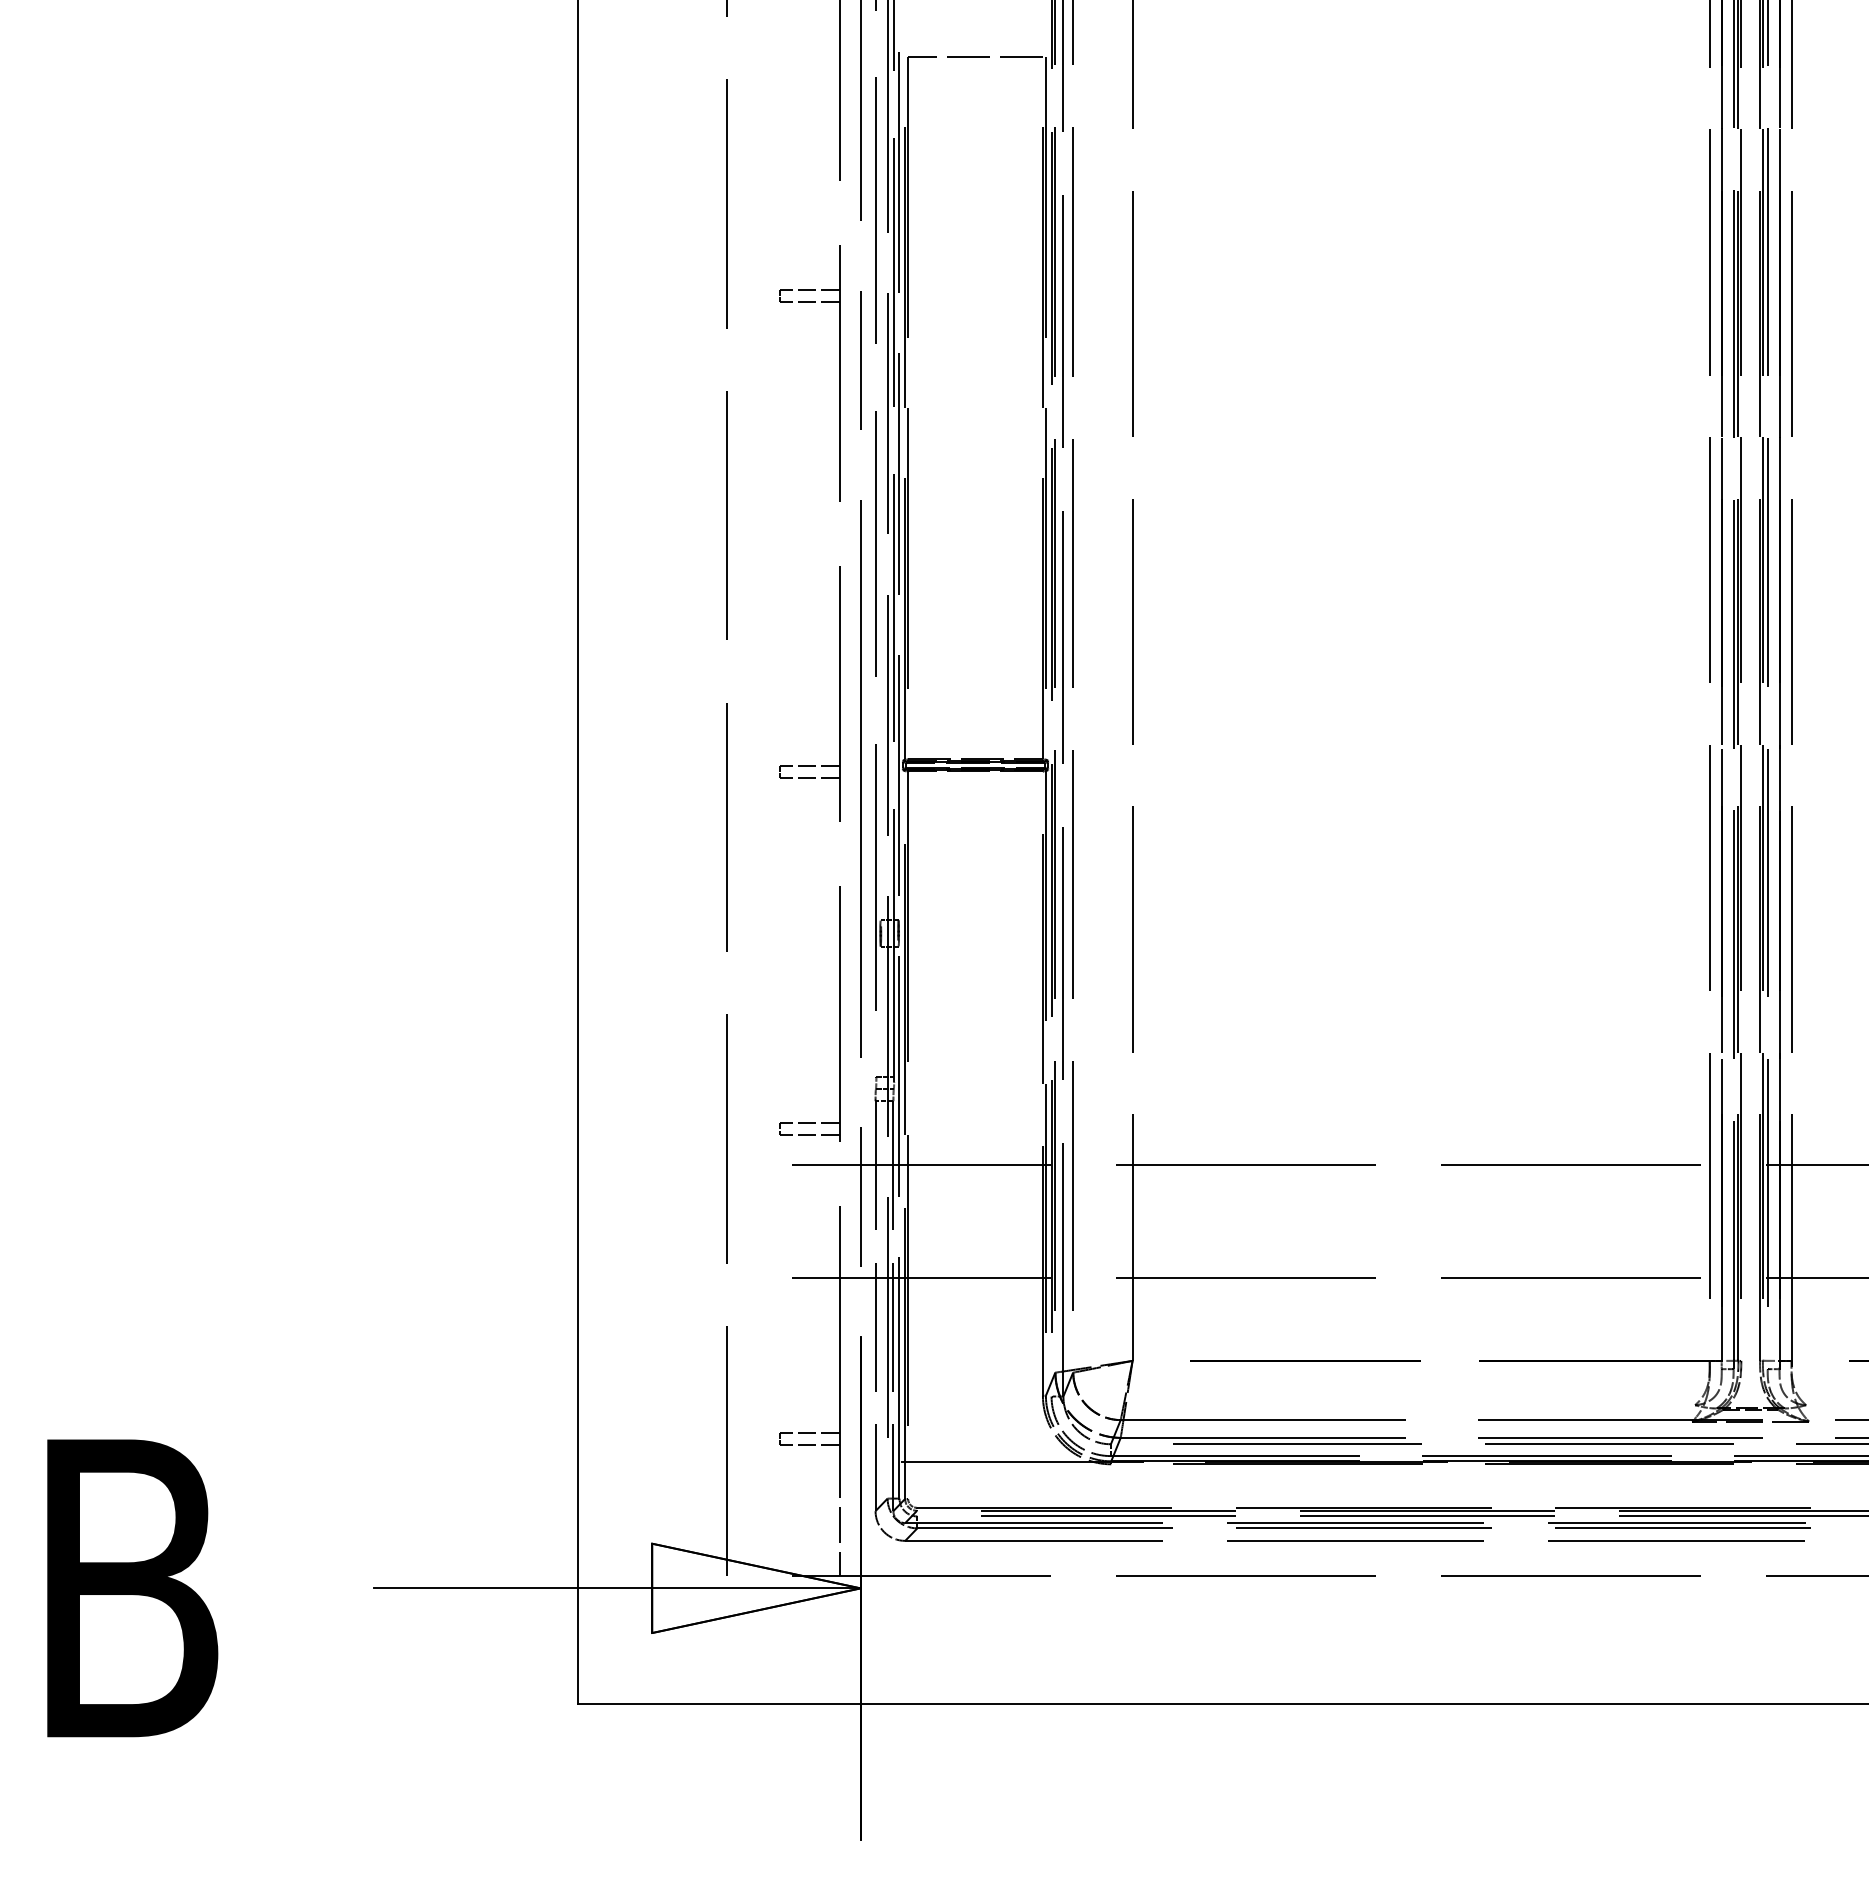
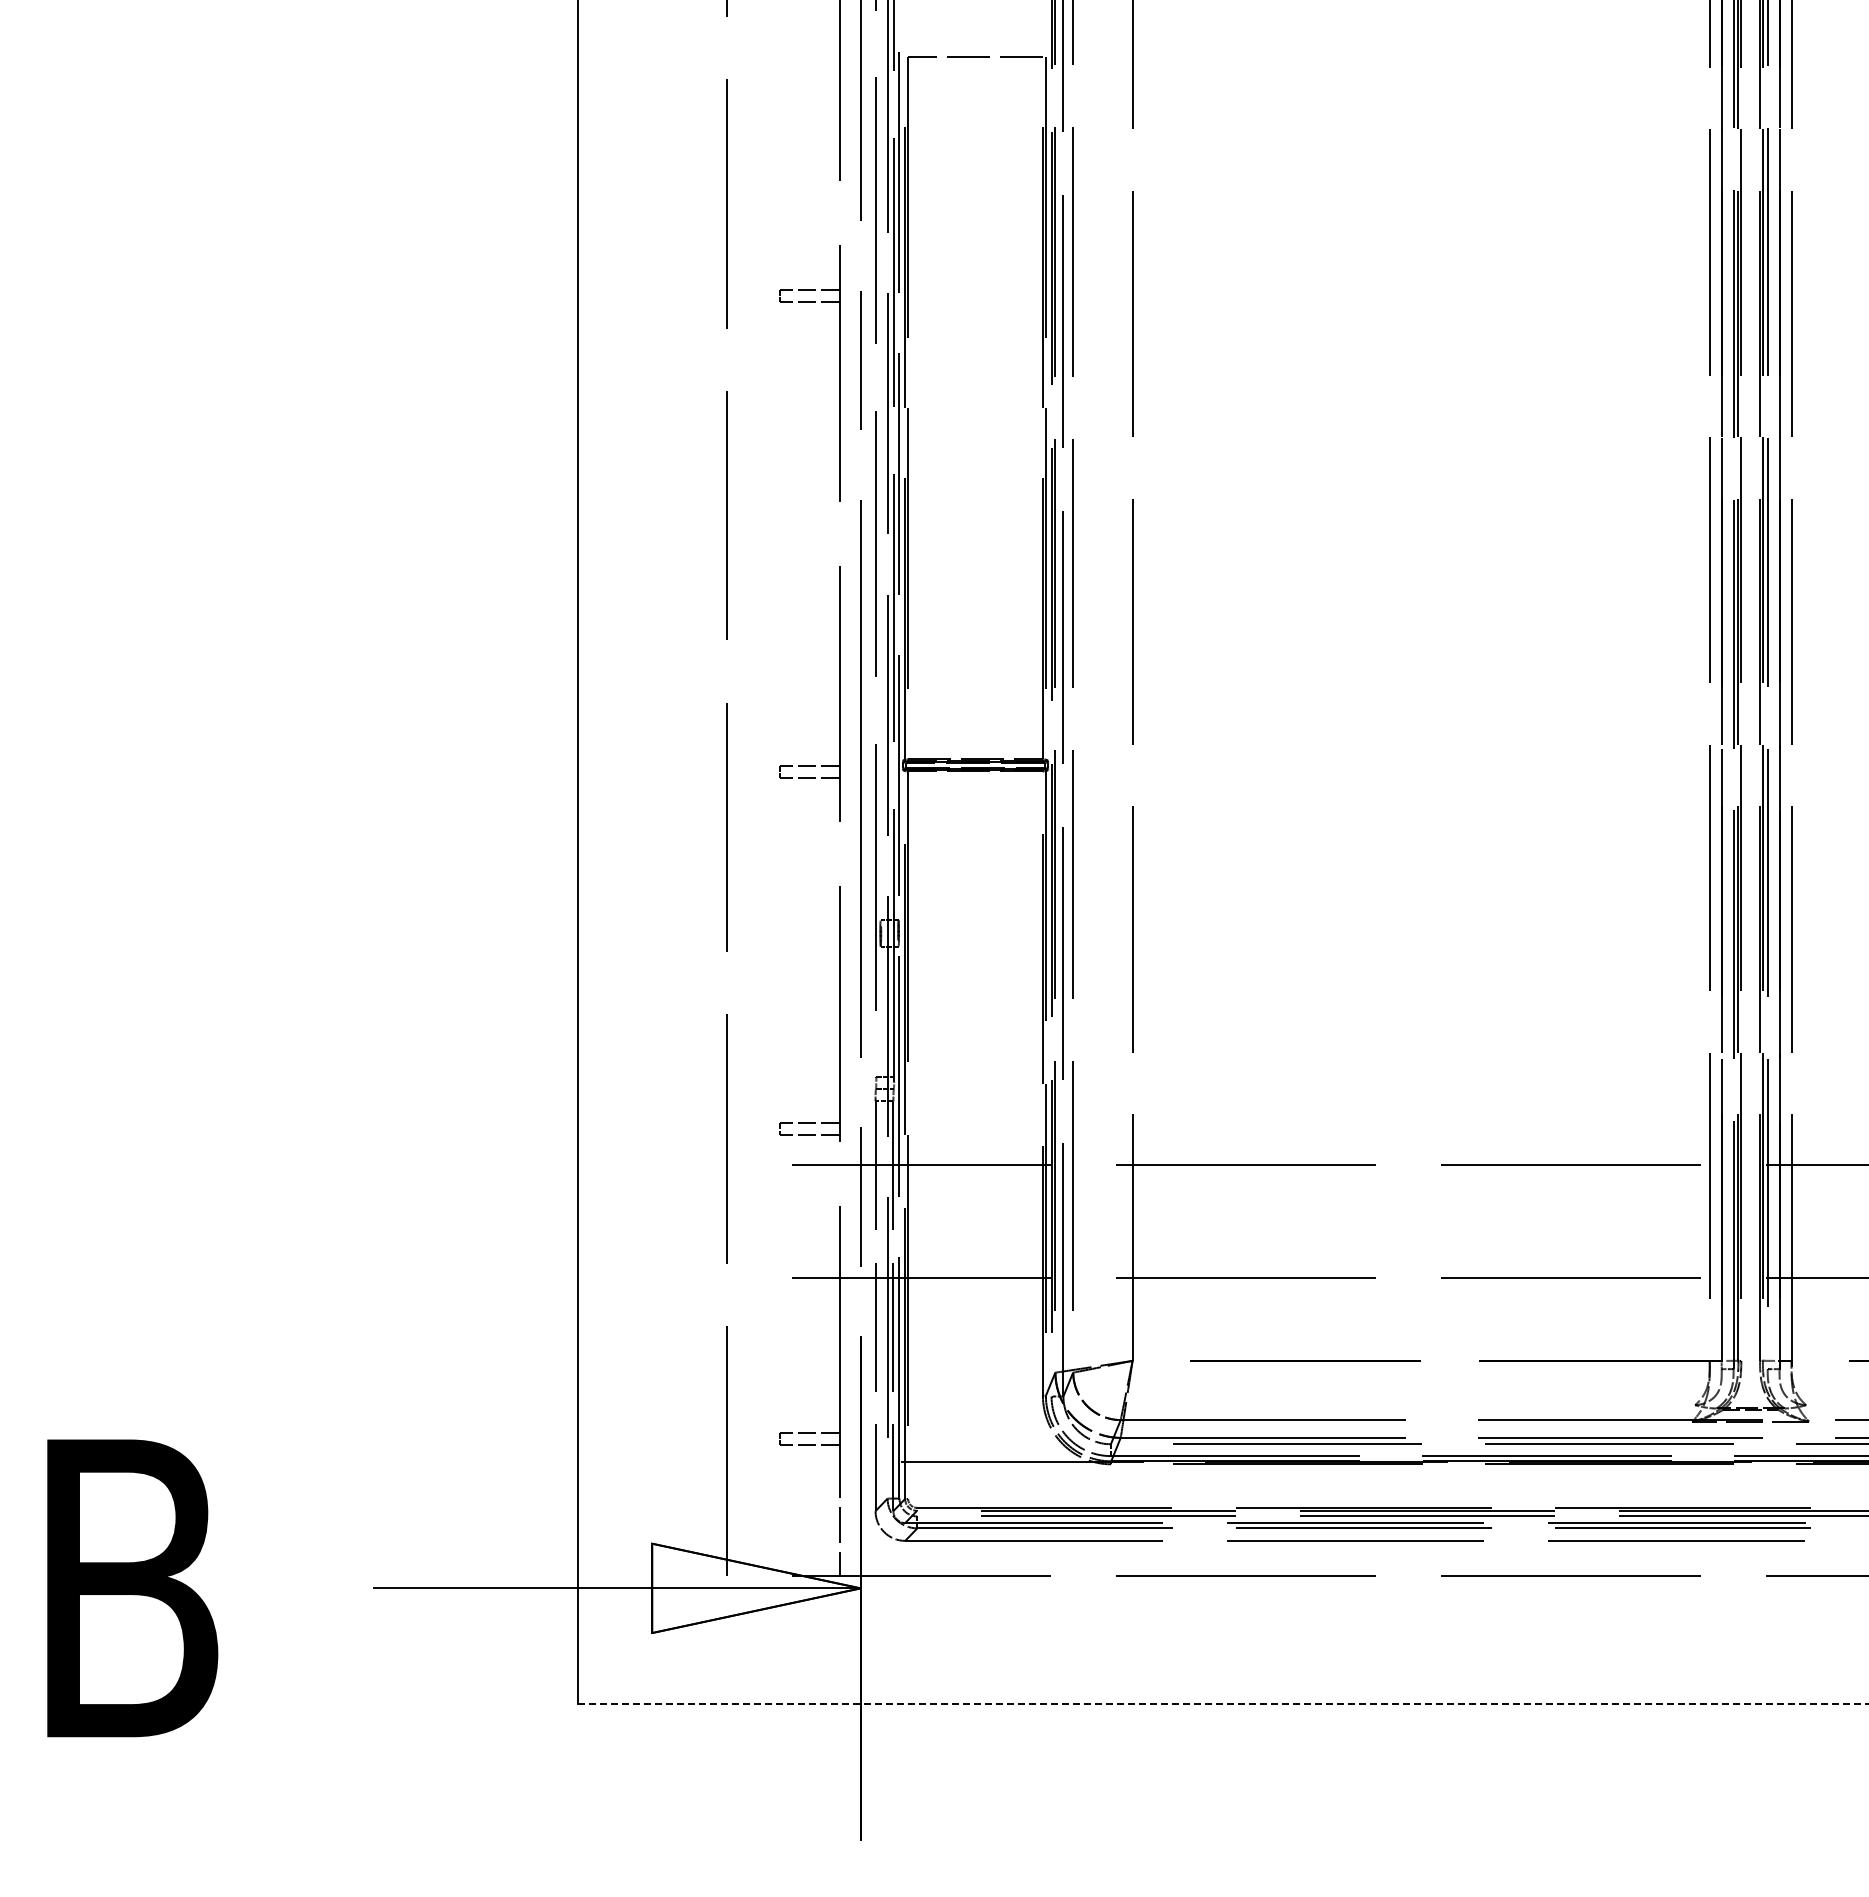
line: solid -> dashed (1223, 1703)
